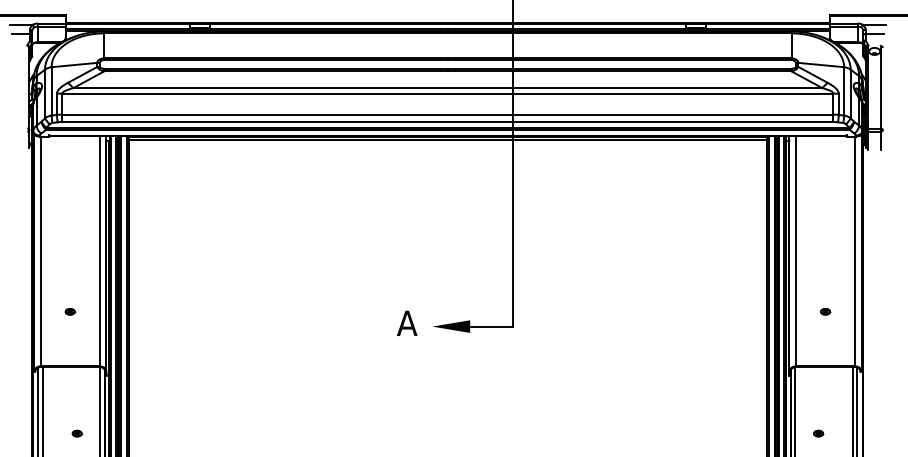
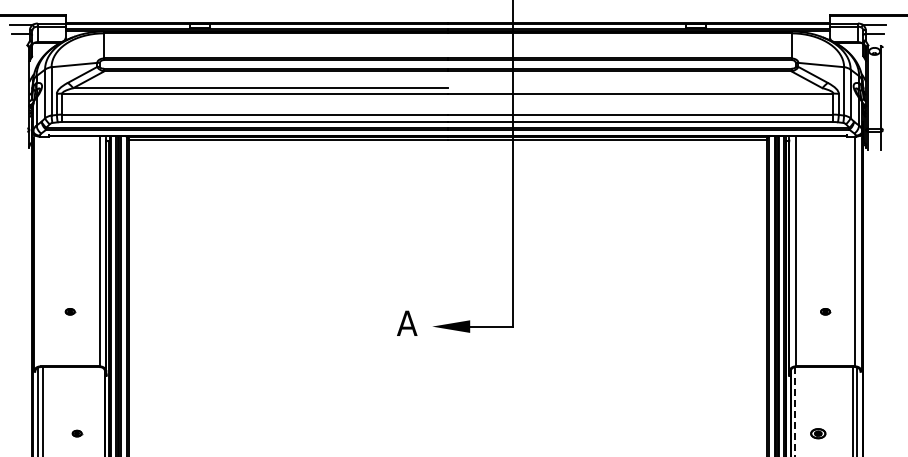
line: present -> none (634, 88)
line: present -> none (40, 251)
line: present -> none (100, 410)
line: solid -> dashed (795, 411)
part size: 12x9 px -> 17x12 px (818, 433)
